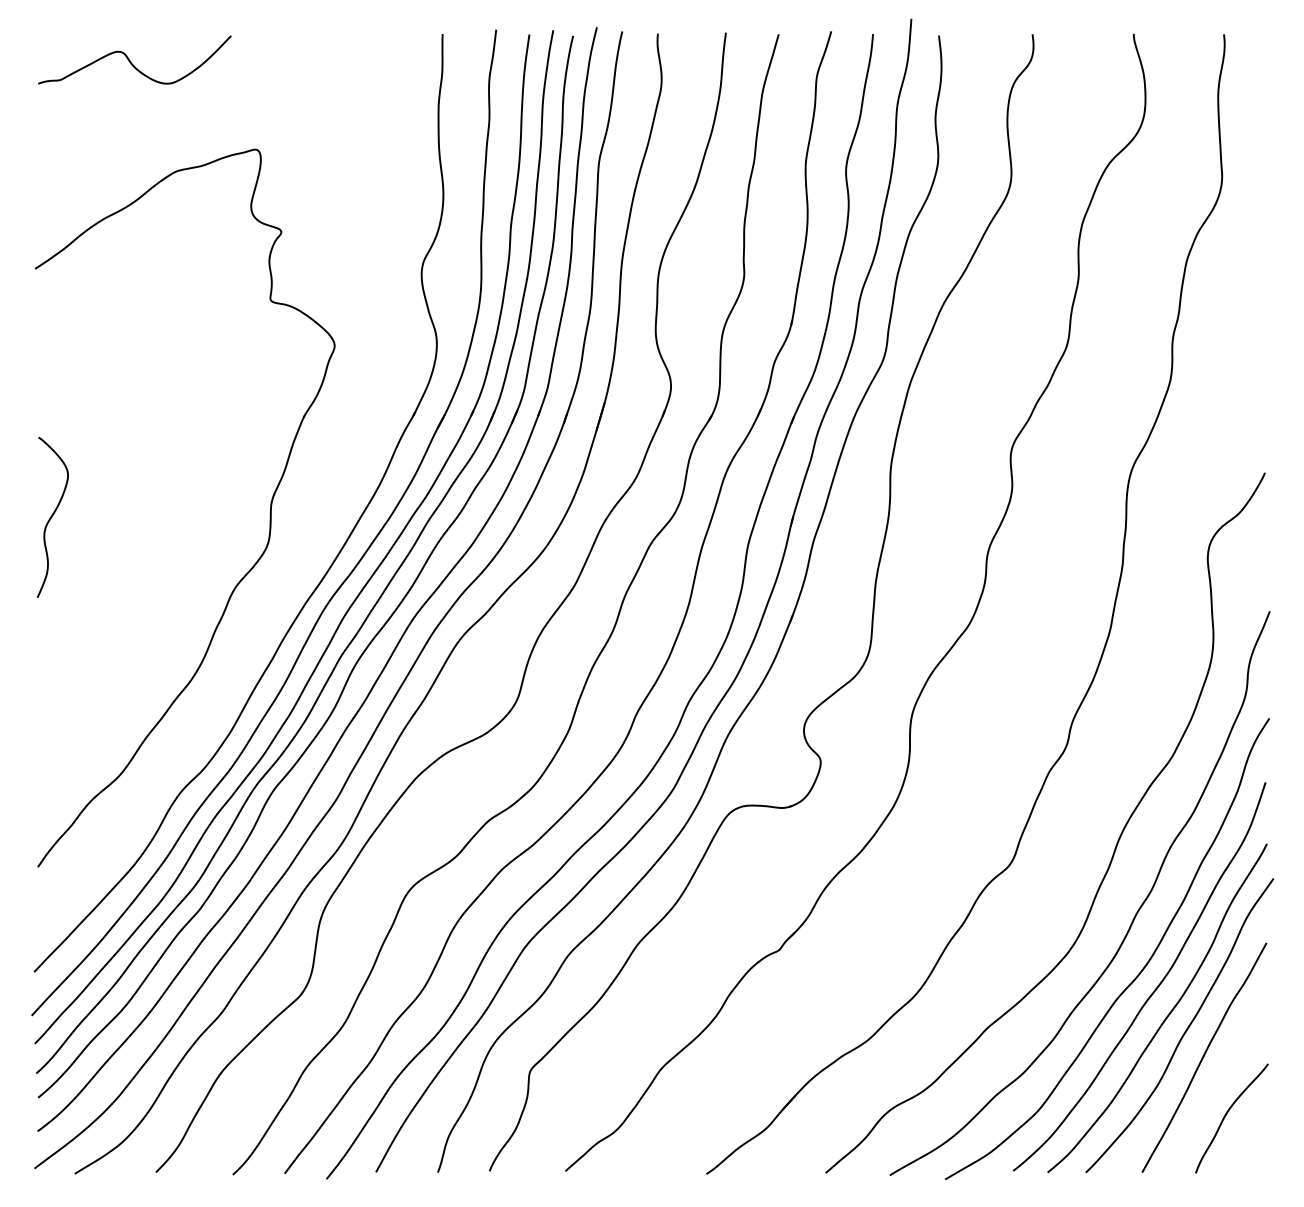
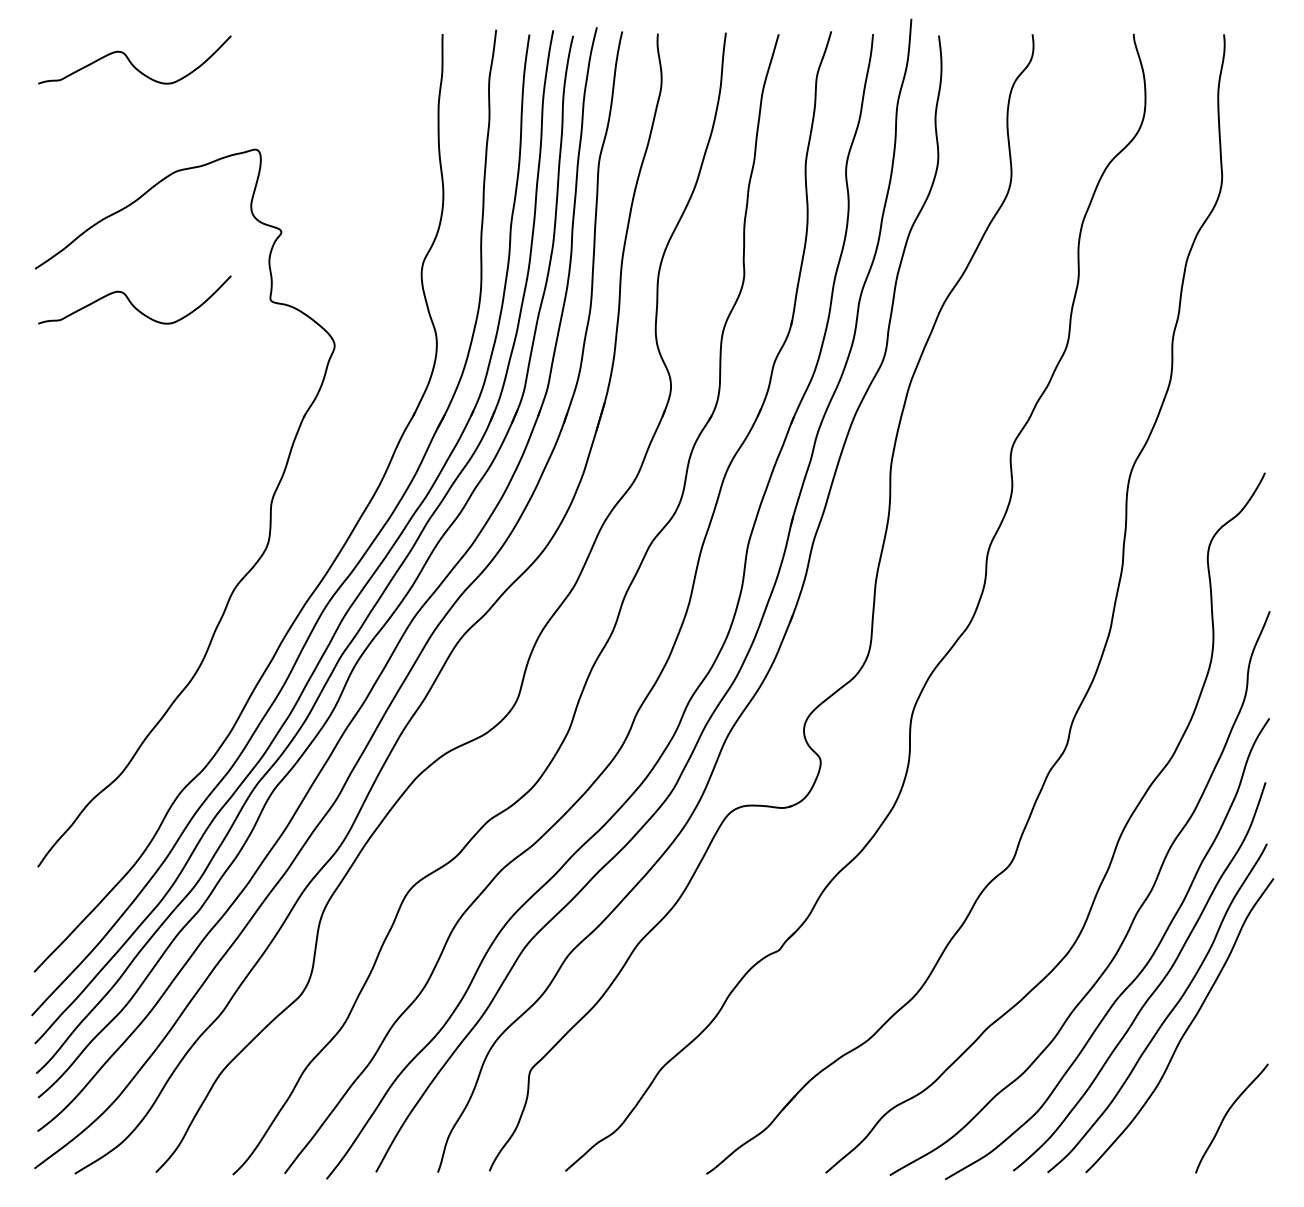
curve: none -> present (131, 301)
curve: present -> none (52, 516)
curve: present -> none (1204, 1056)
